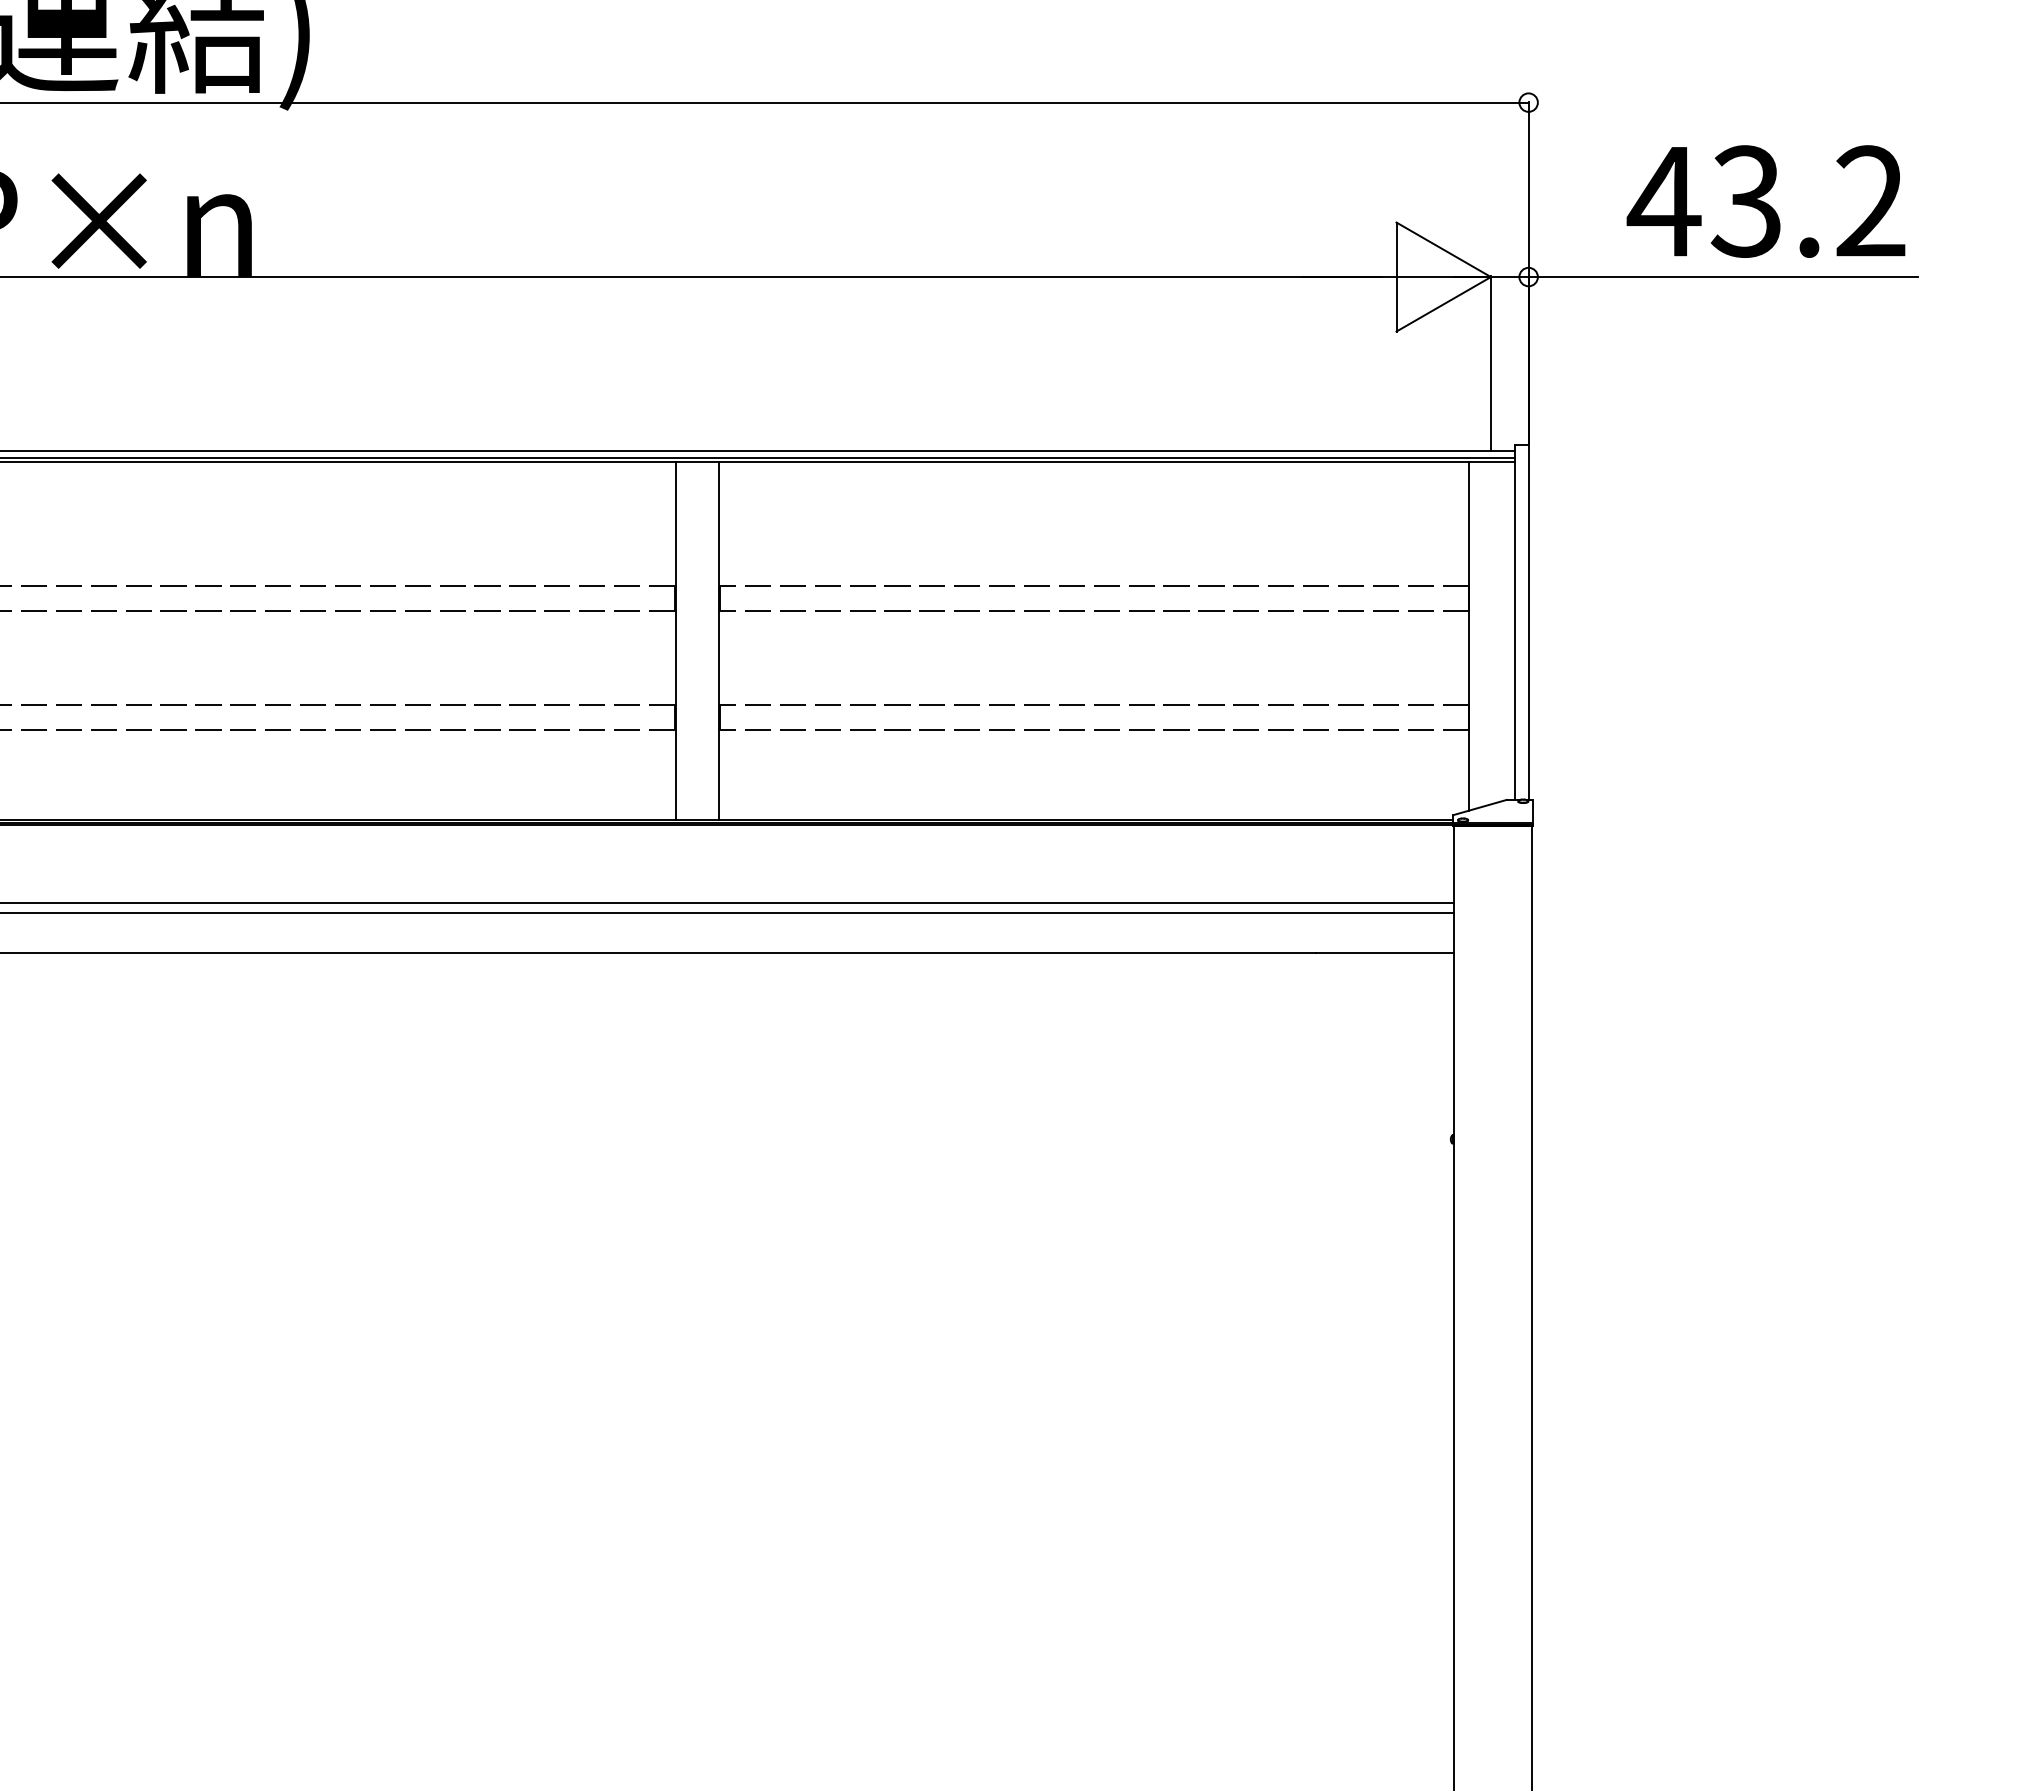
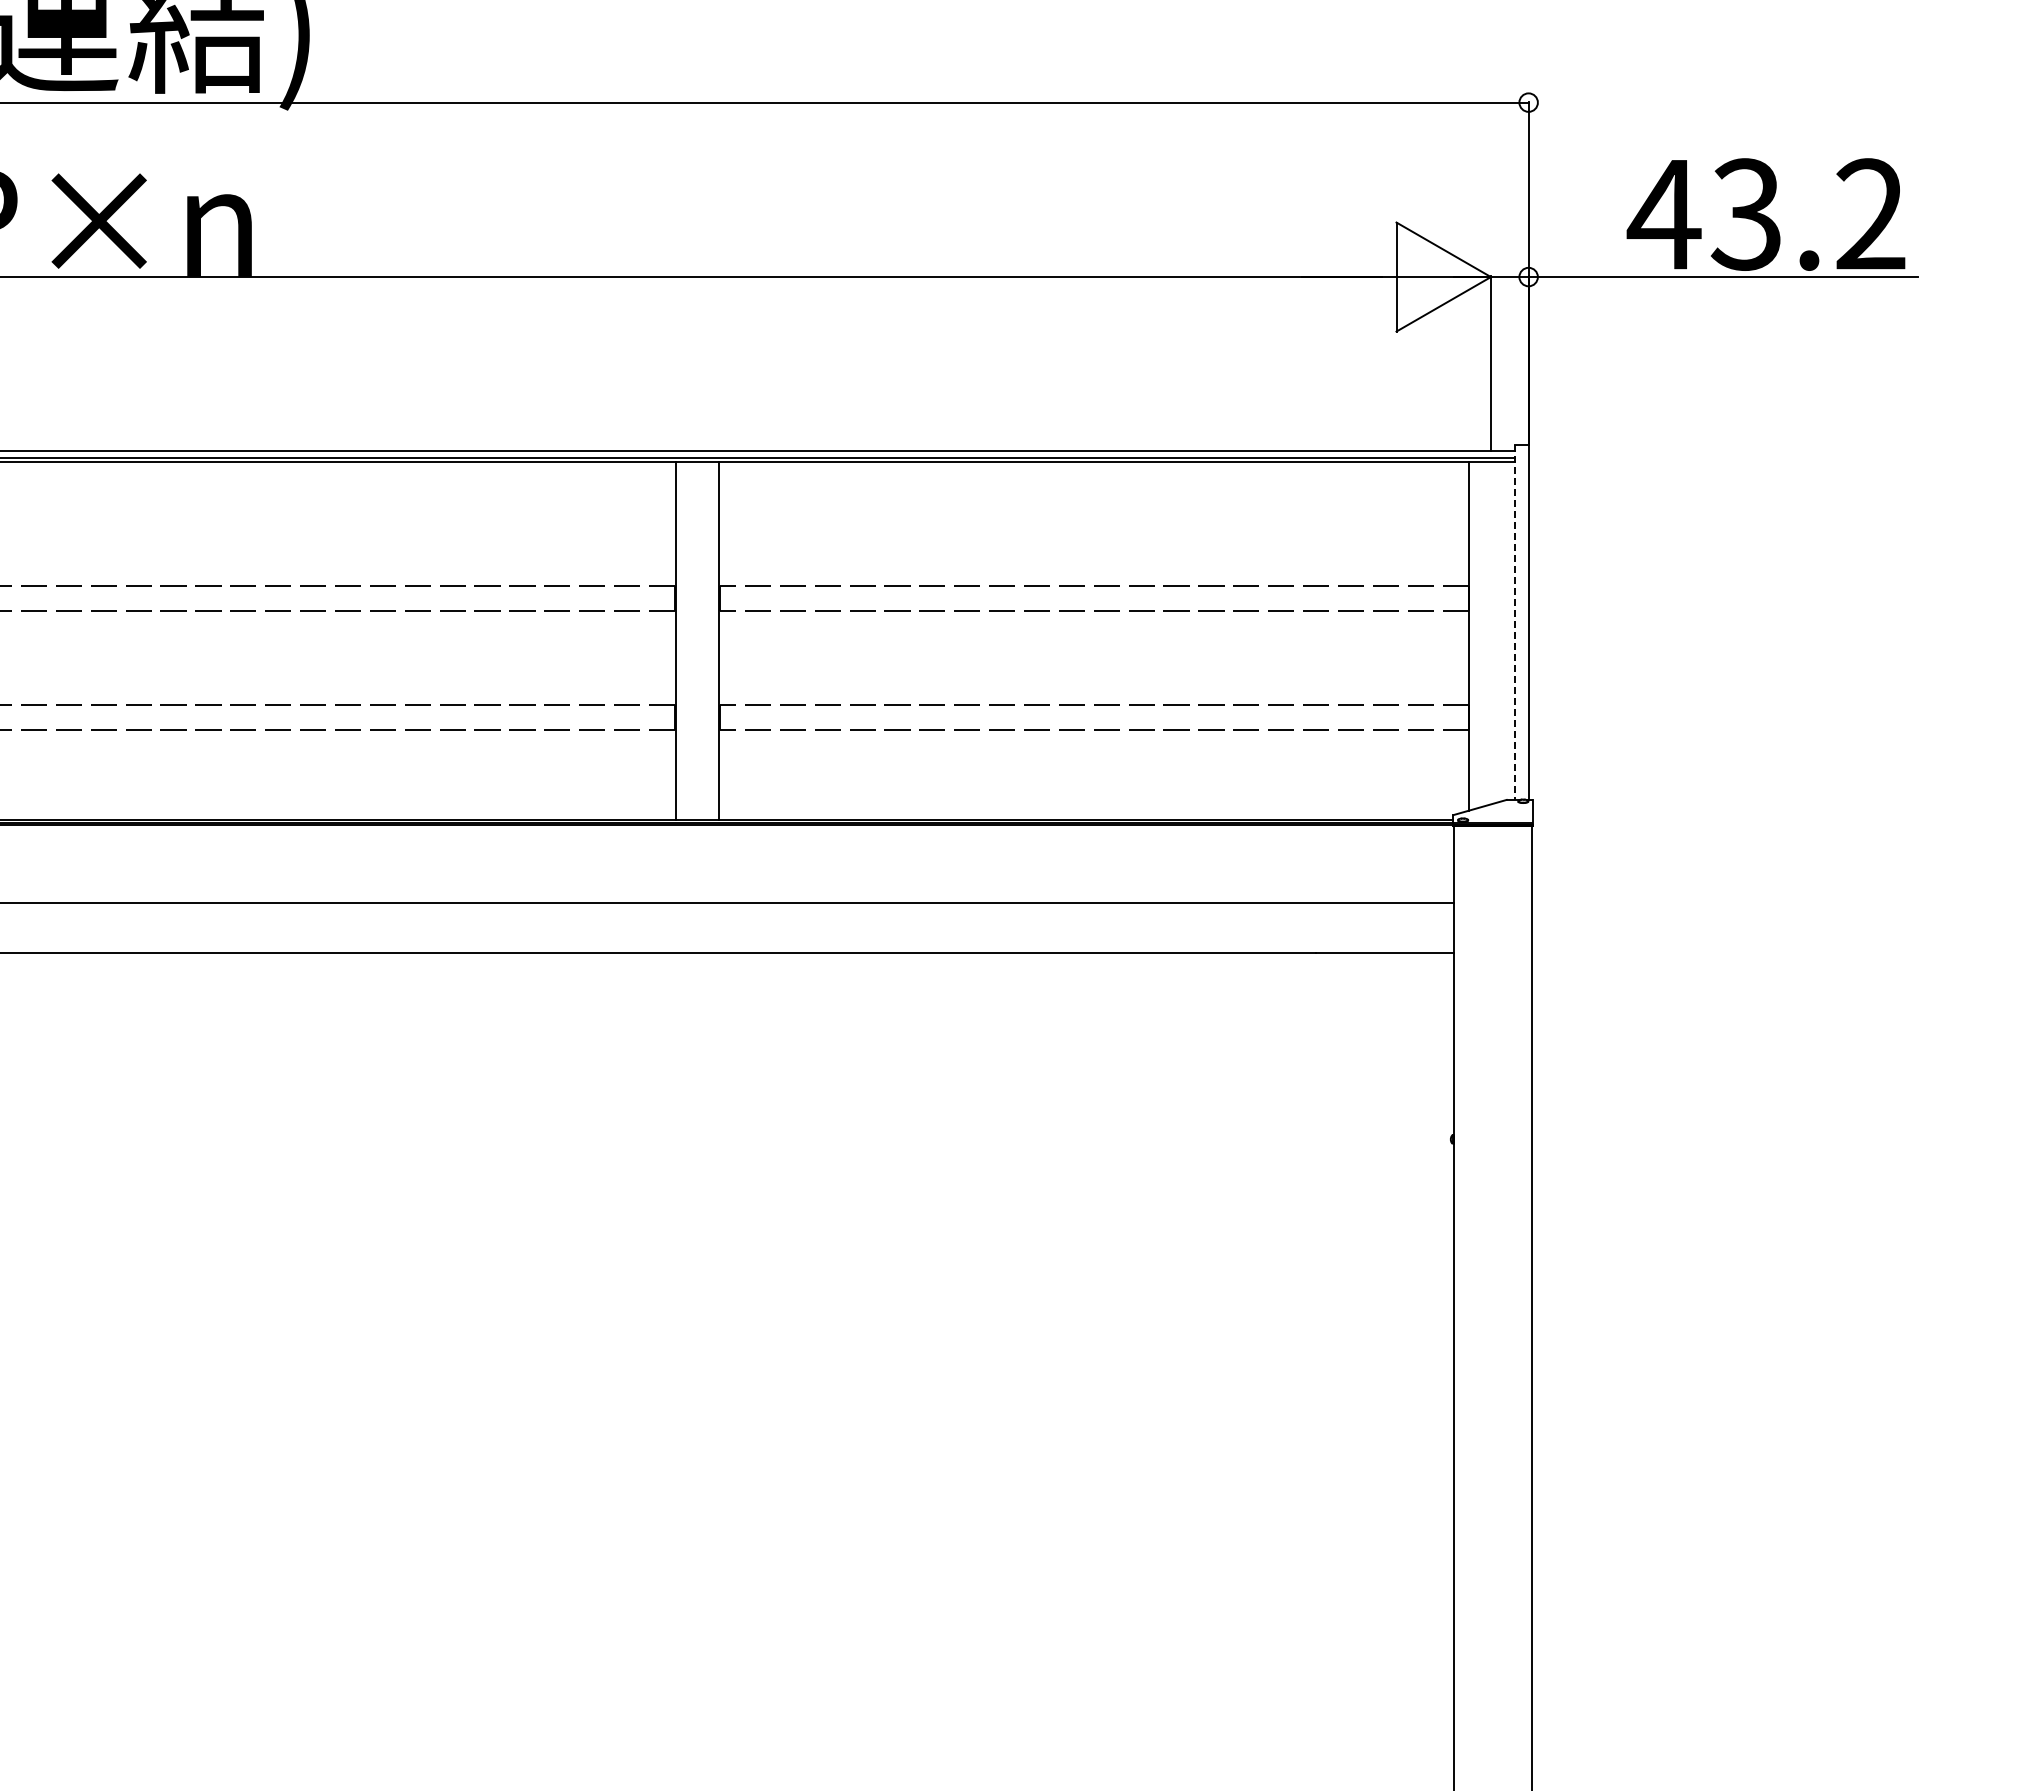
text position: (1765, 201) -> (1765, 214) (1765, 214)
line: solid -> dashed (1514, 622)
line: present -> none (727, 912)
